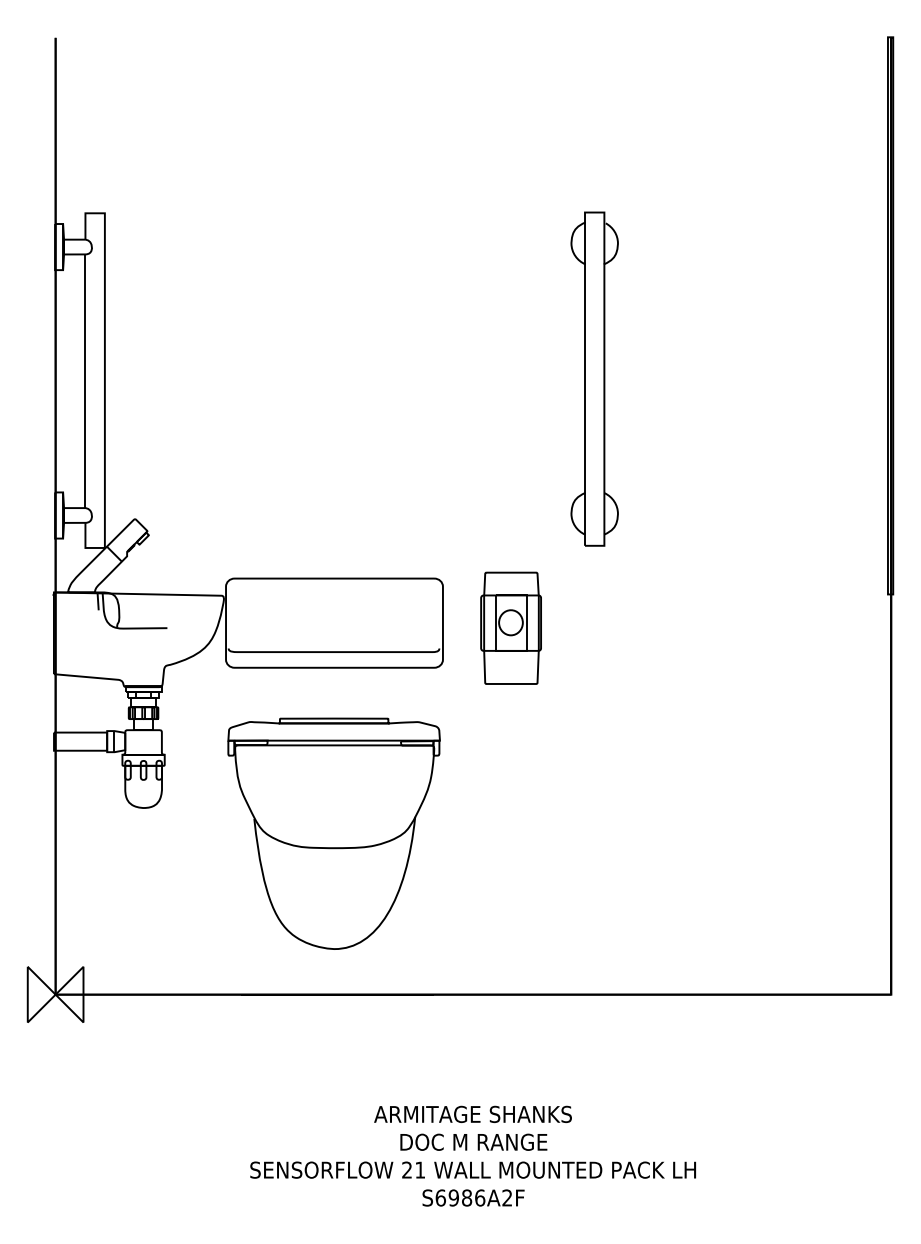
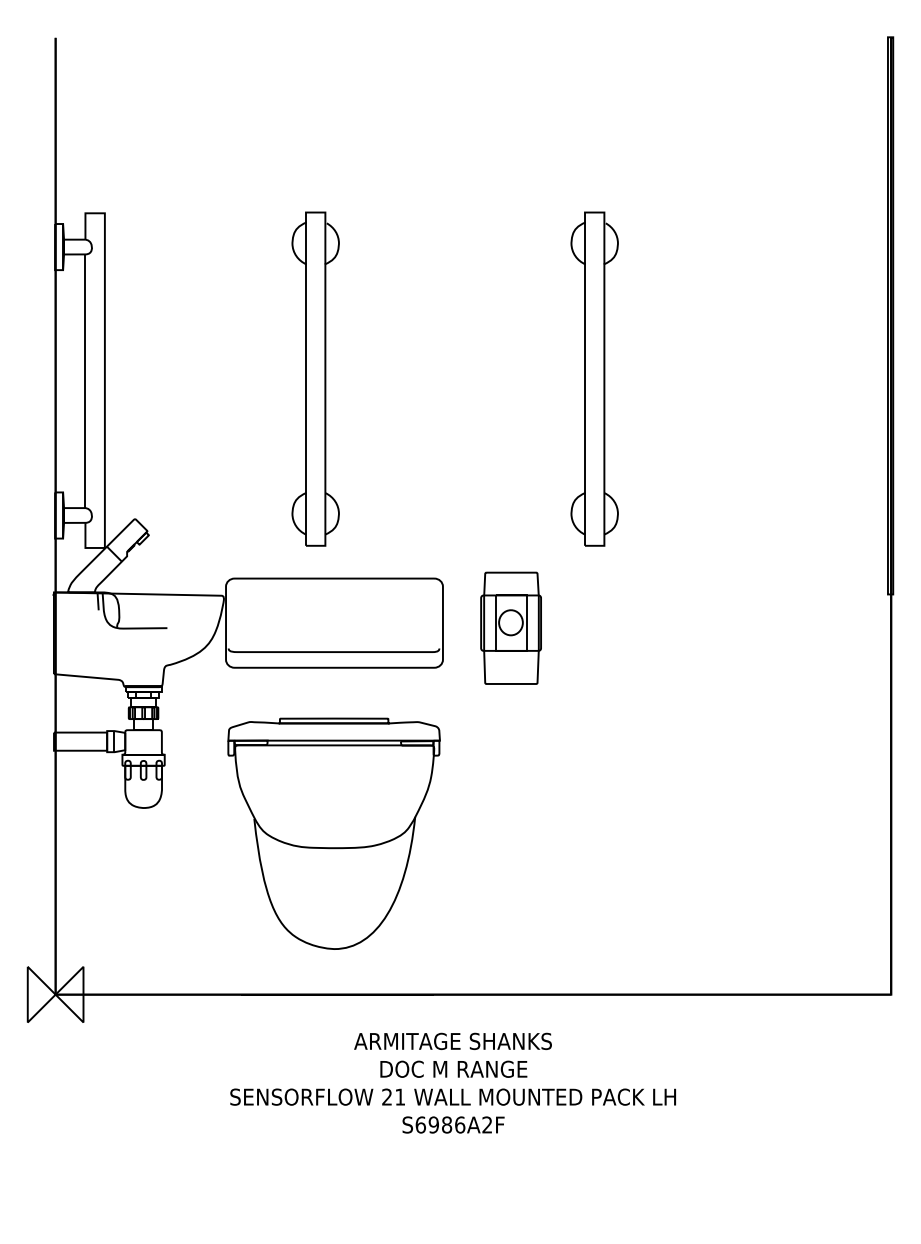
part: none -> present (315, 378)
text position: (472, 1155) -> (452, 1082) (452, 1082)
